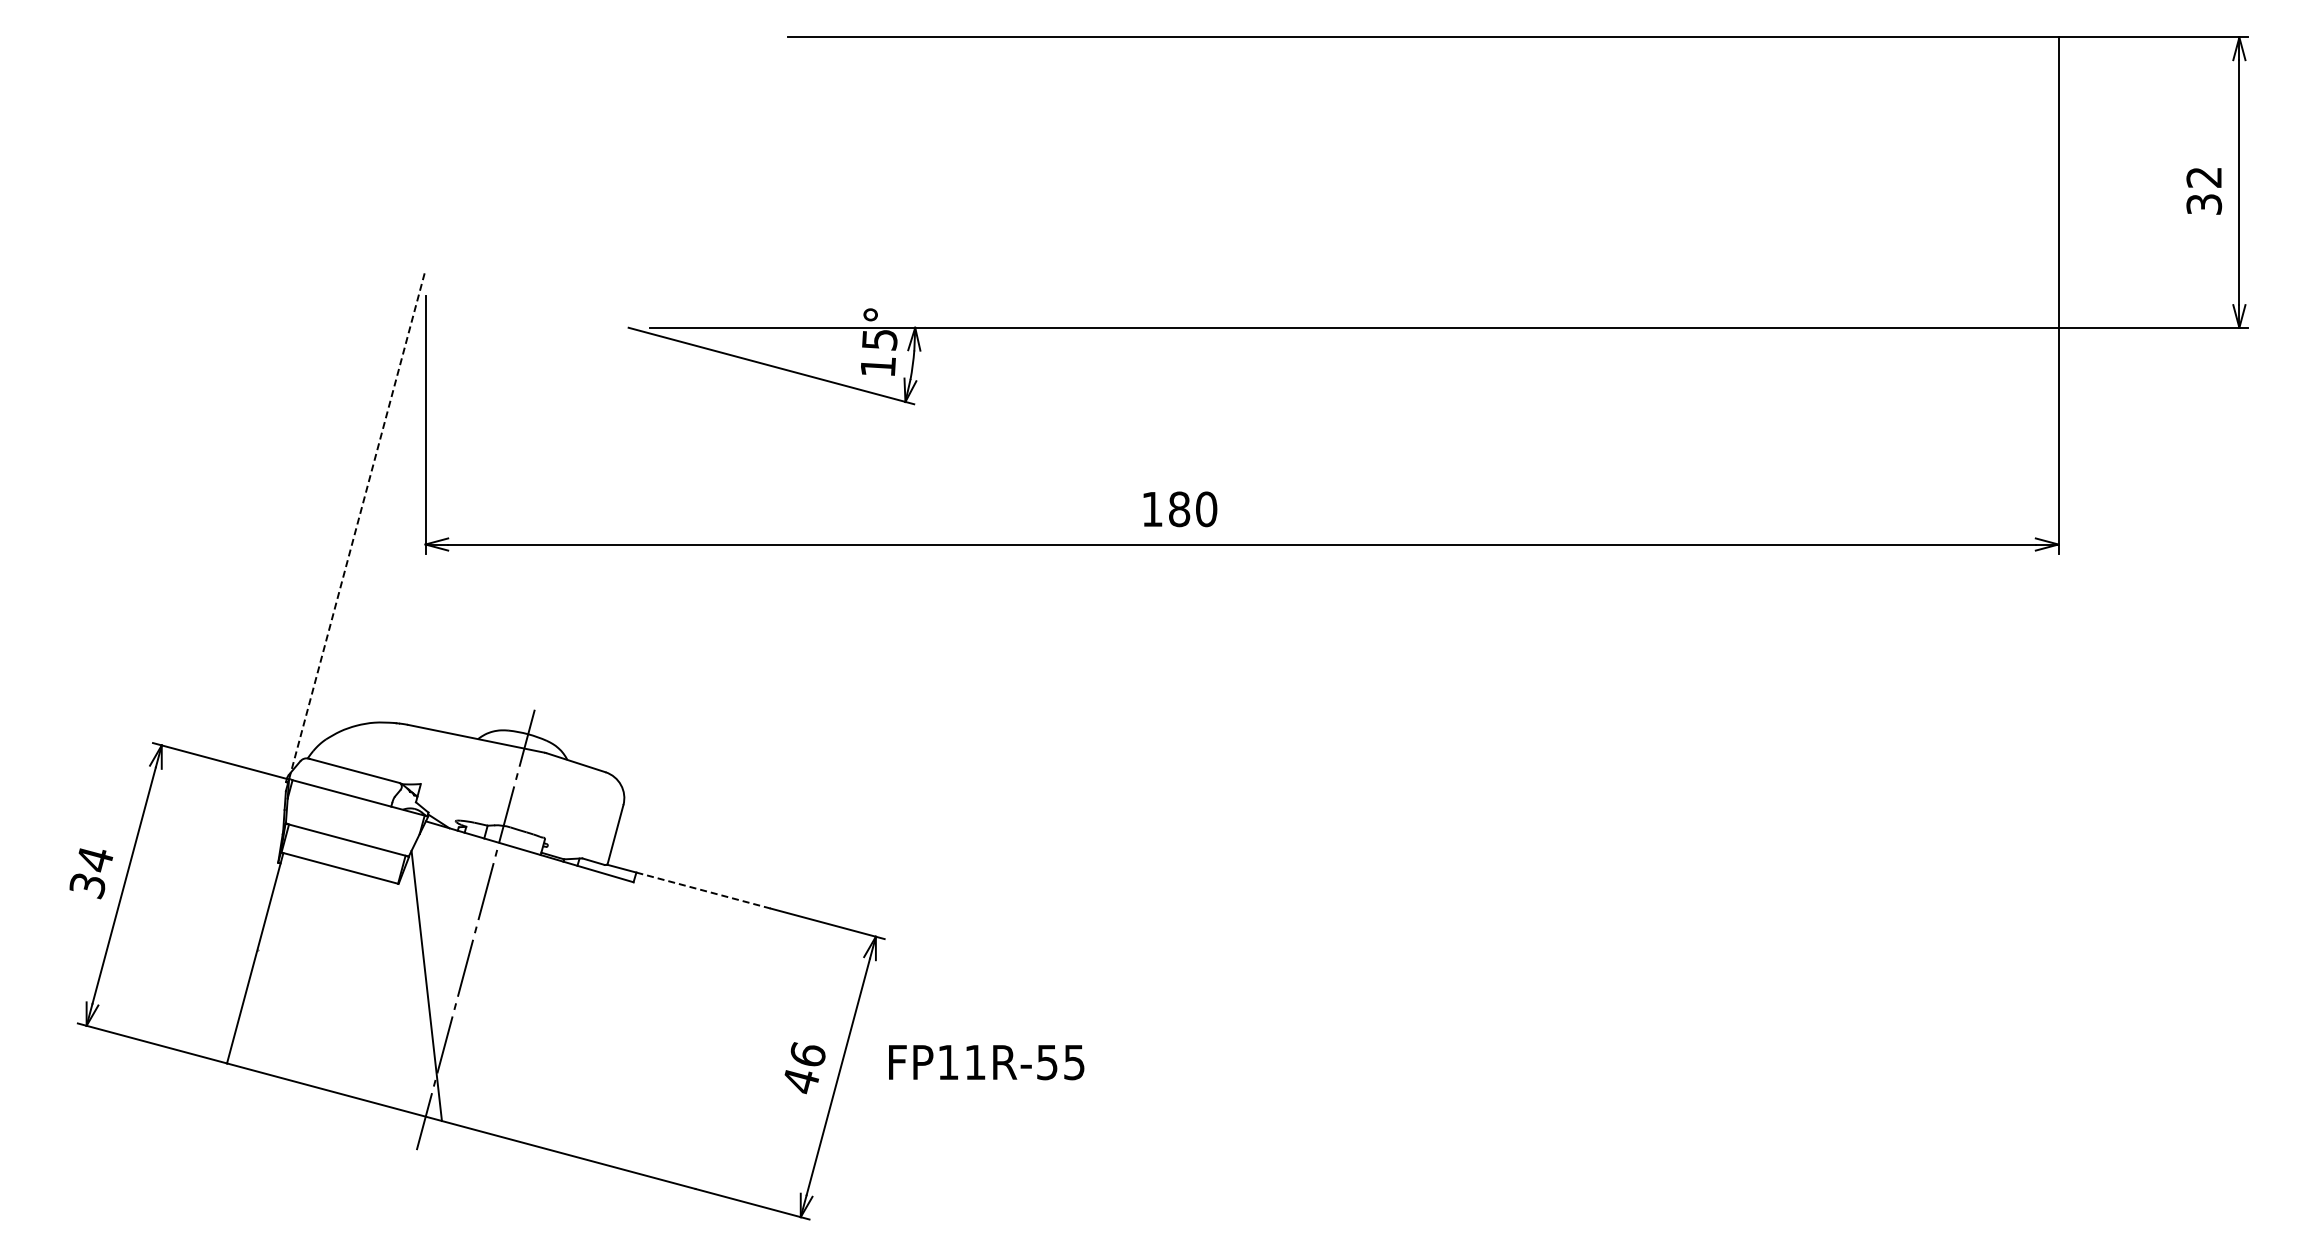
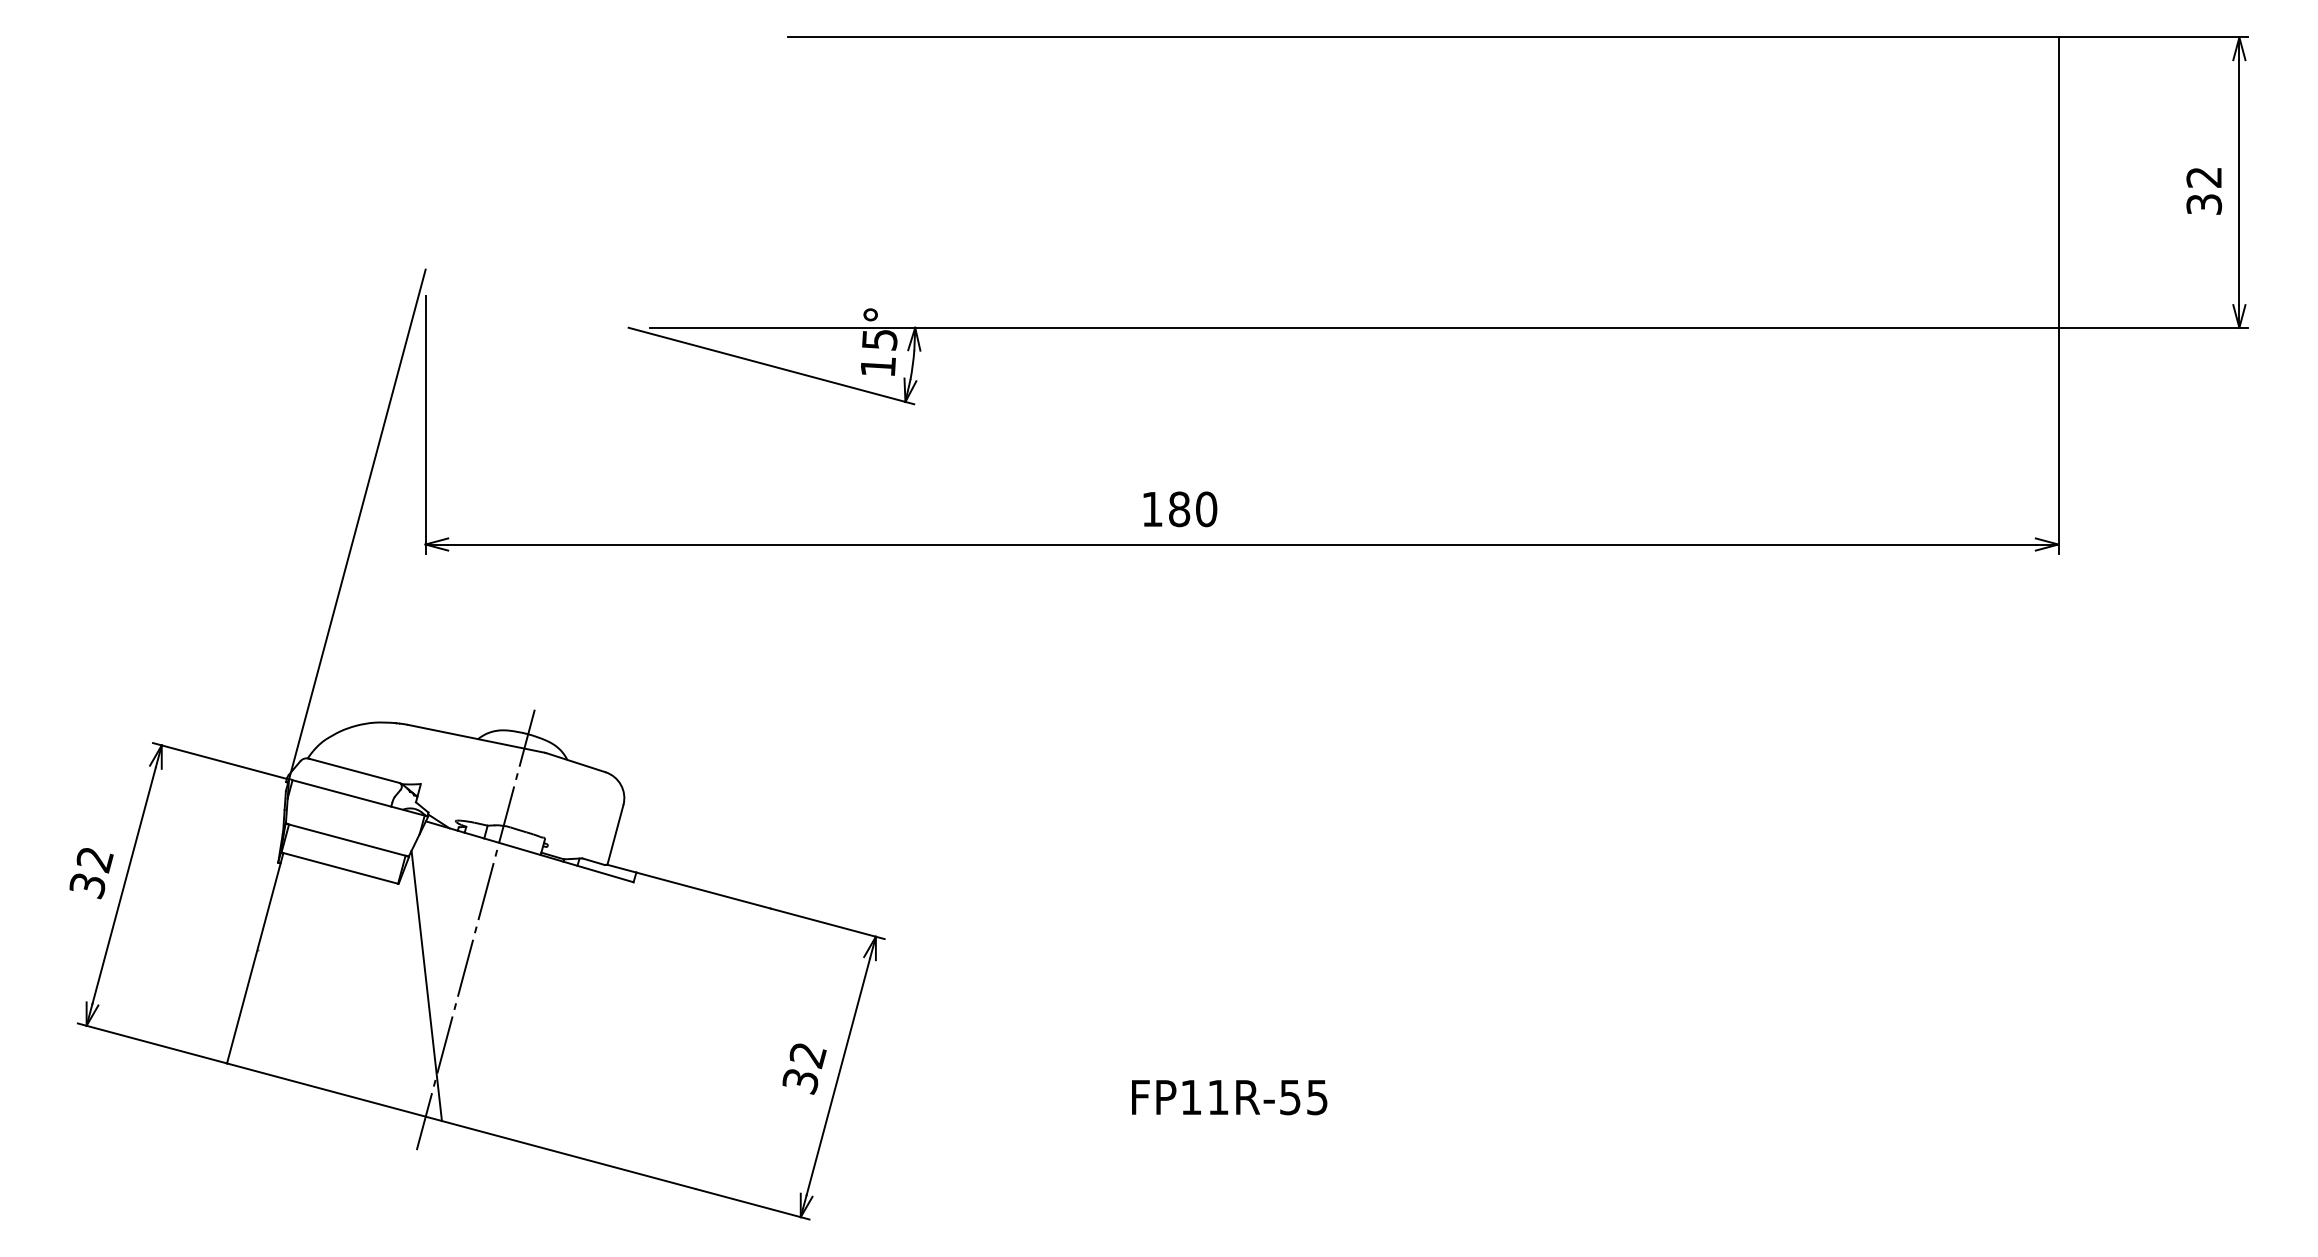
line: dashed -> solid (357, 524)
text: 34 -> 32 (94, 860)
line: dashed -> solid (703, 890)
text position: (986, 1062) -> (1229, 1097) (1229, 1097)
text: 46 -> 32 (804, 1068)
